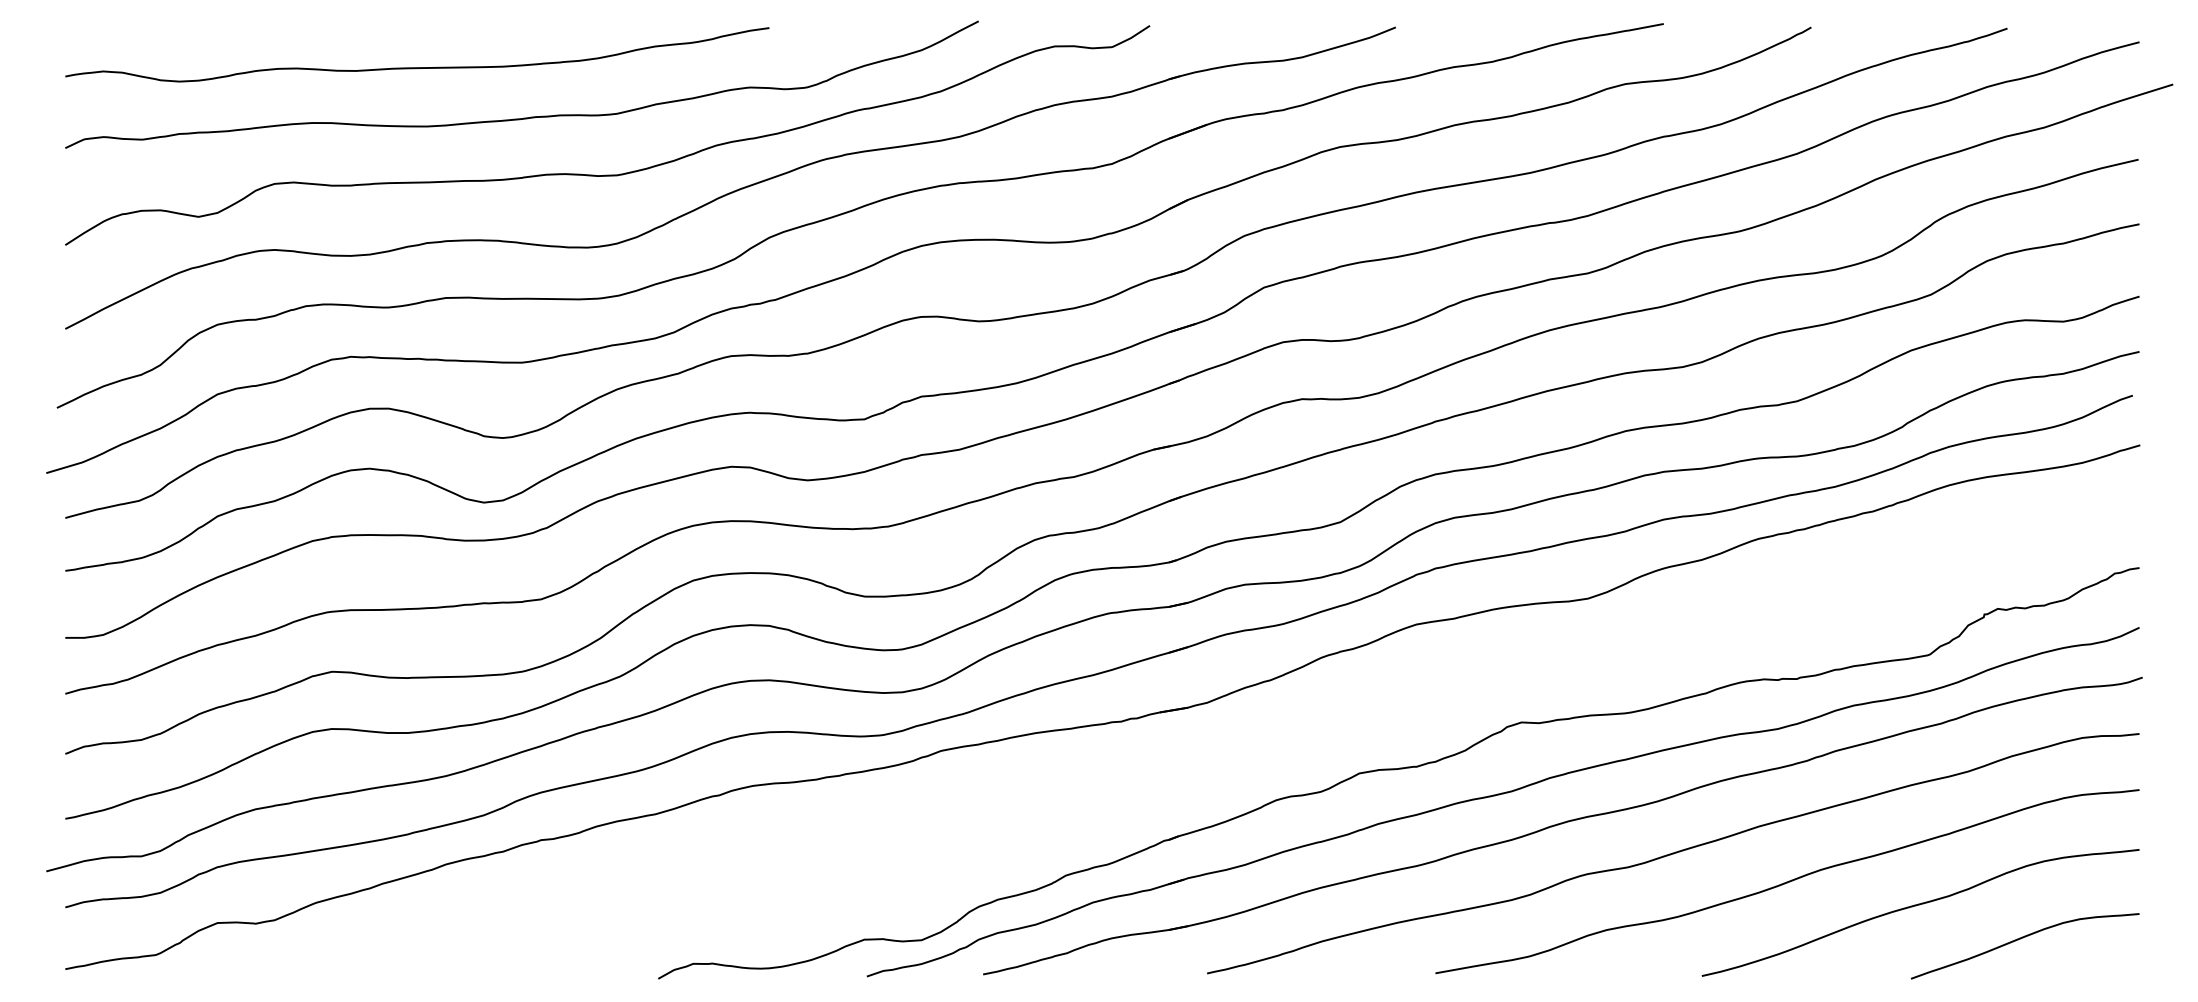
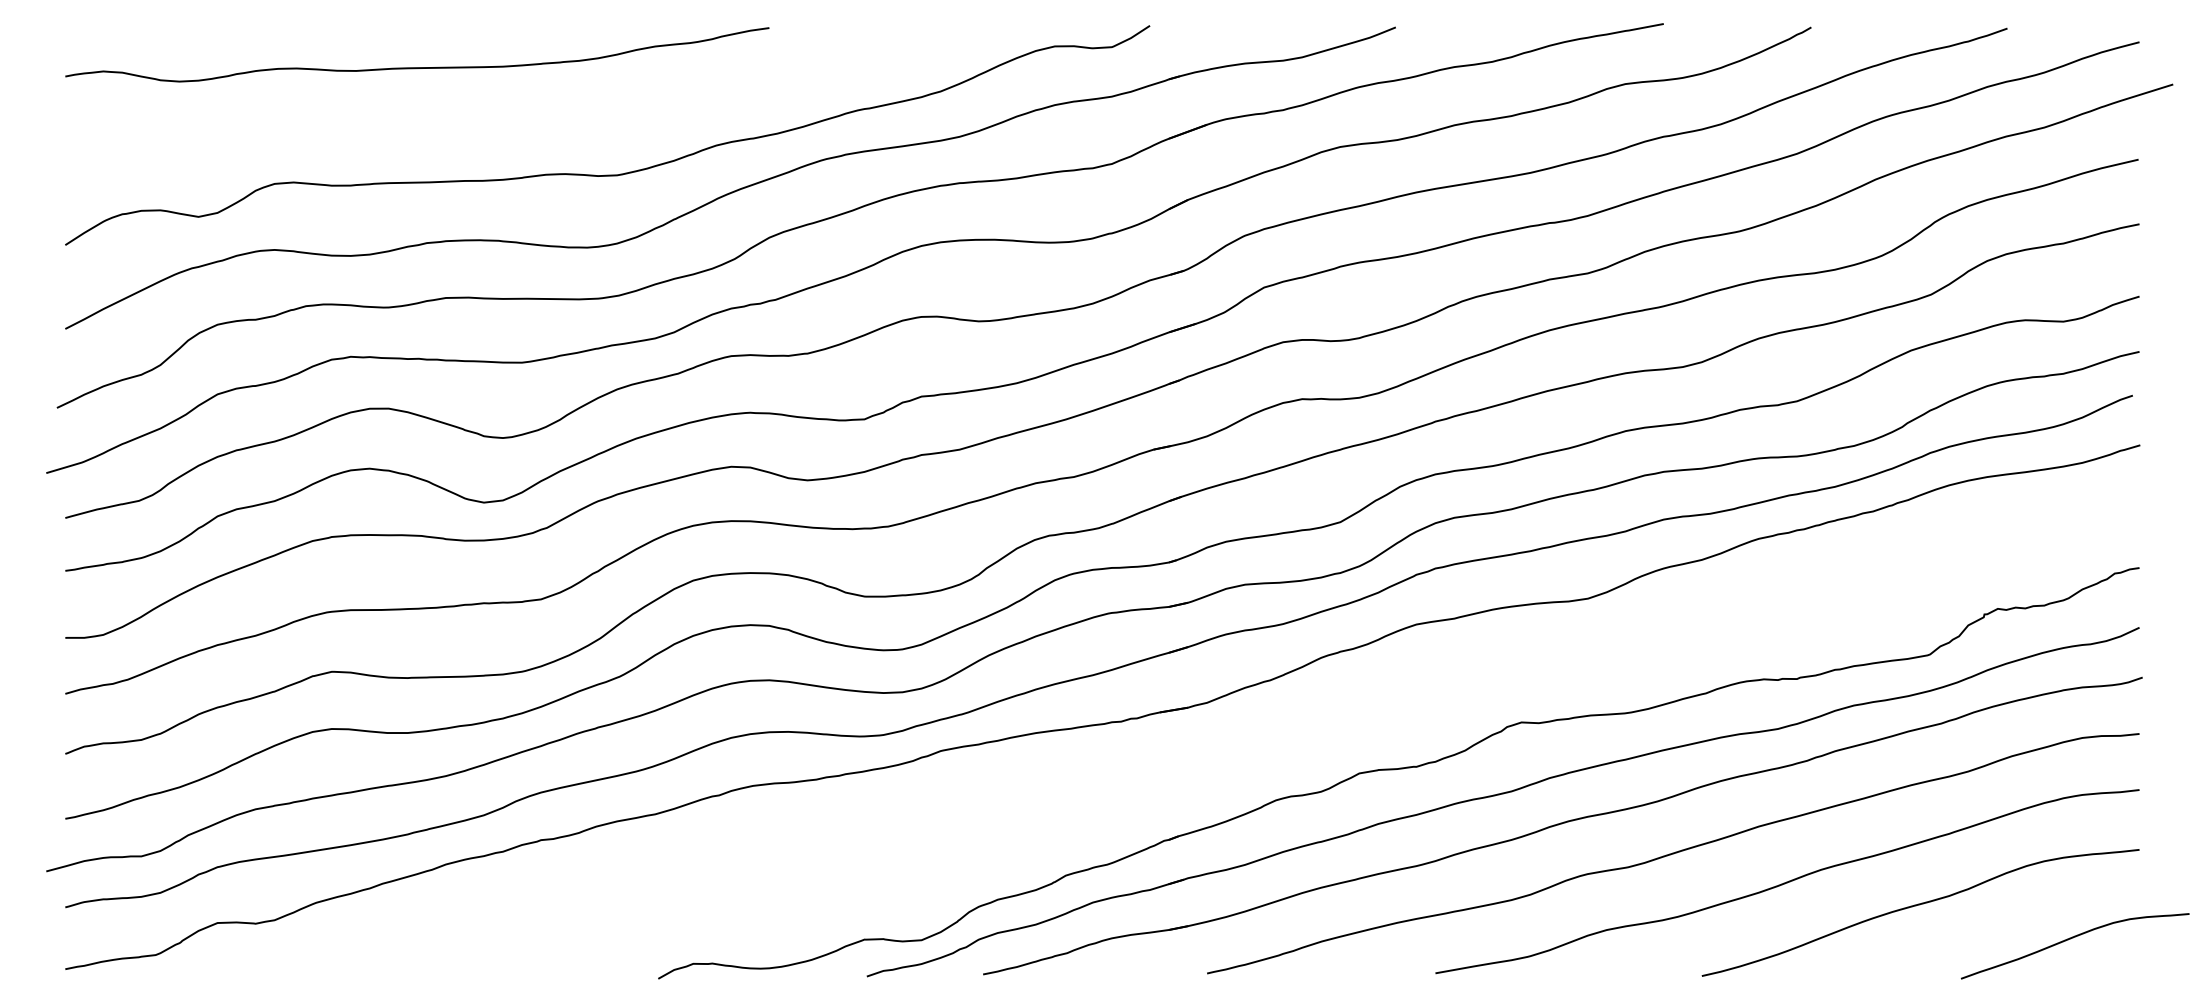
curve: present -> none (523, 117)
curve position: (2023, 938) -> (2073, 938) (2073, 938)
